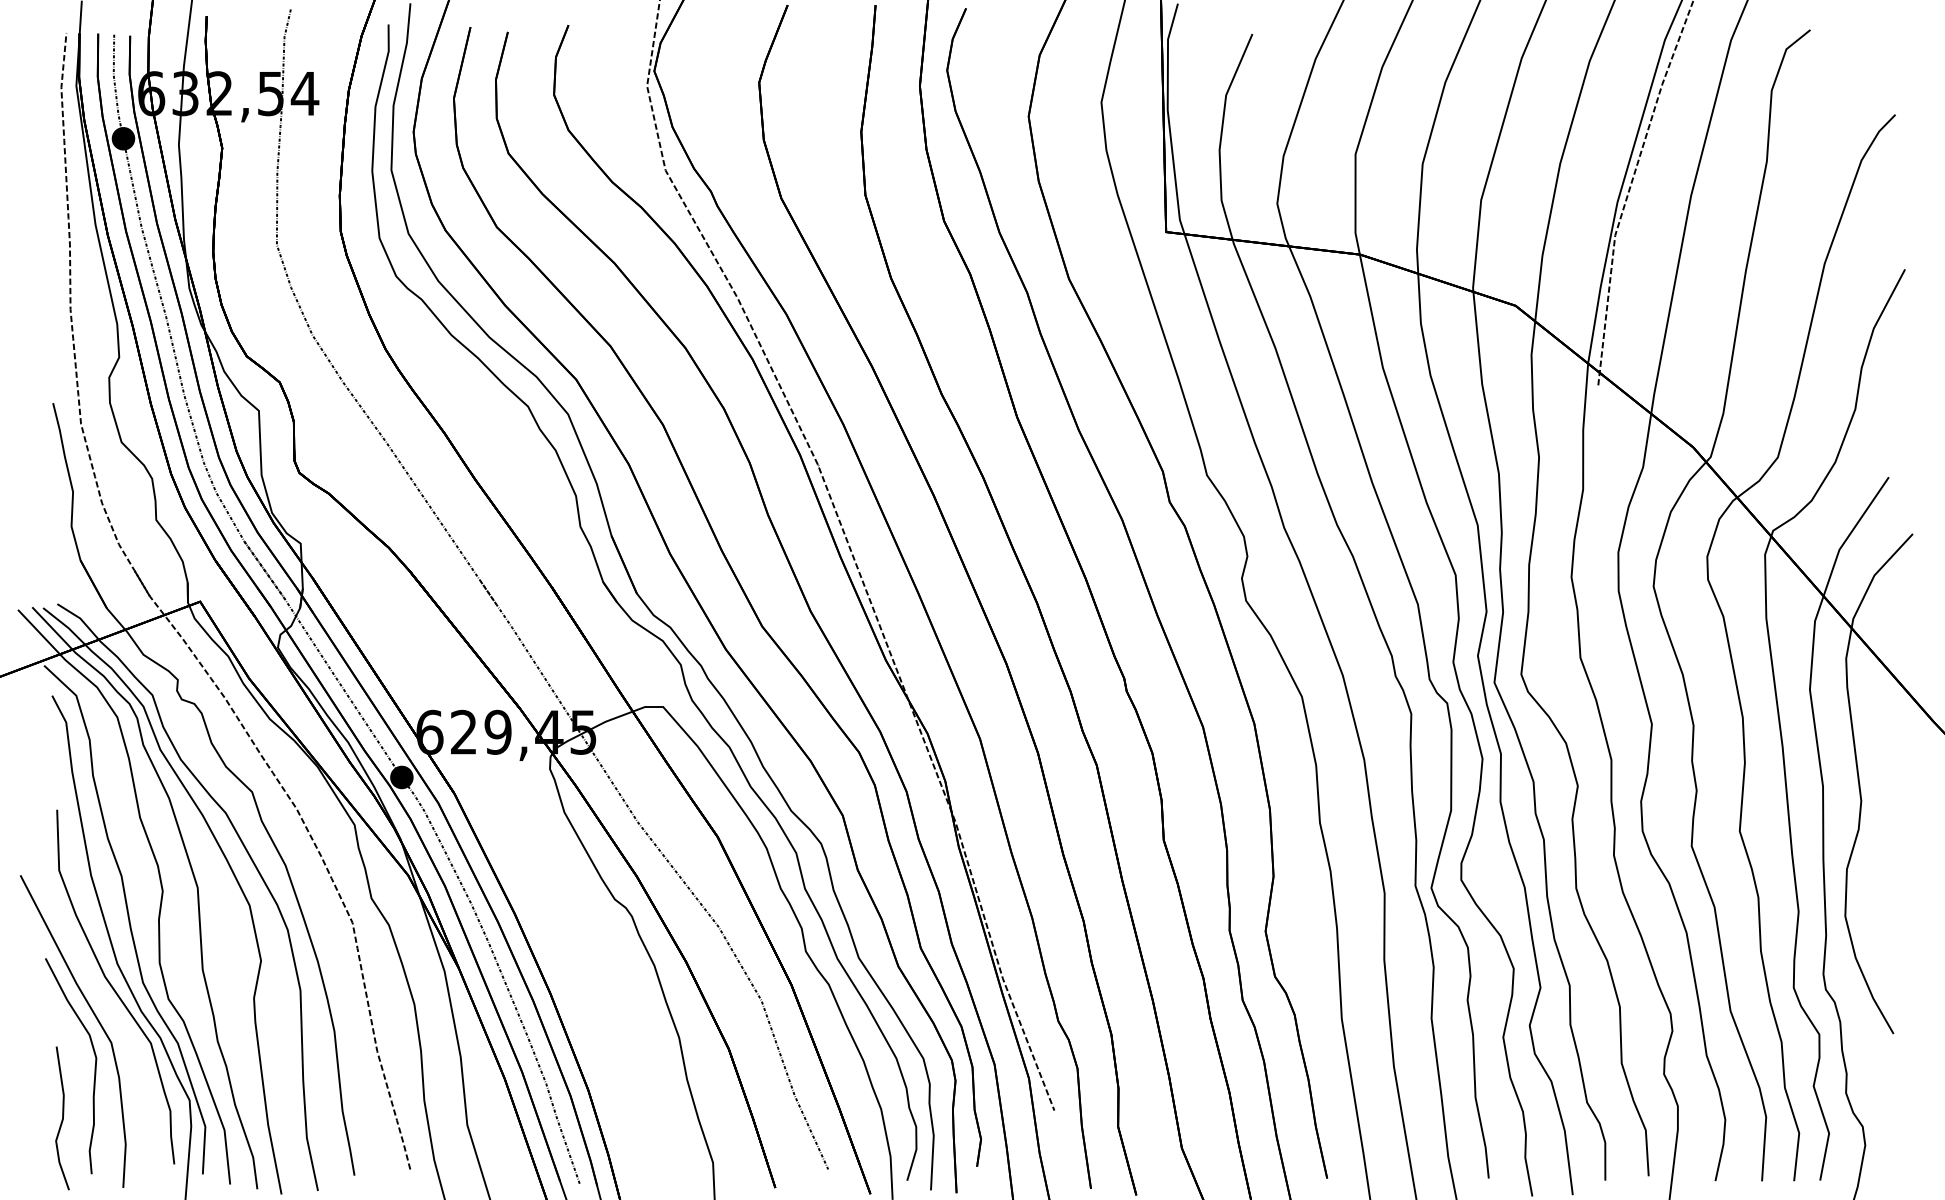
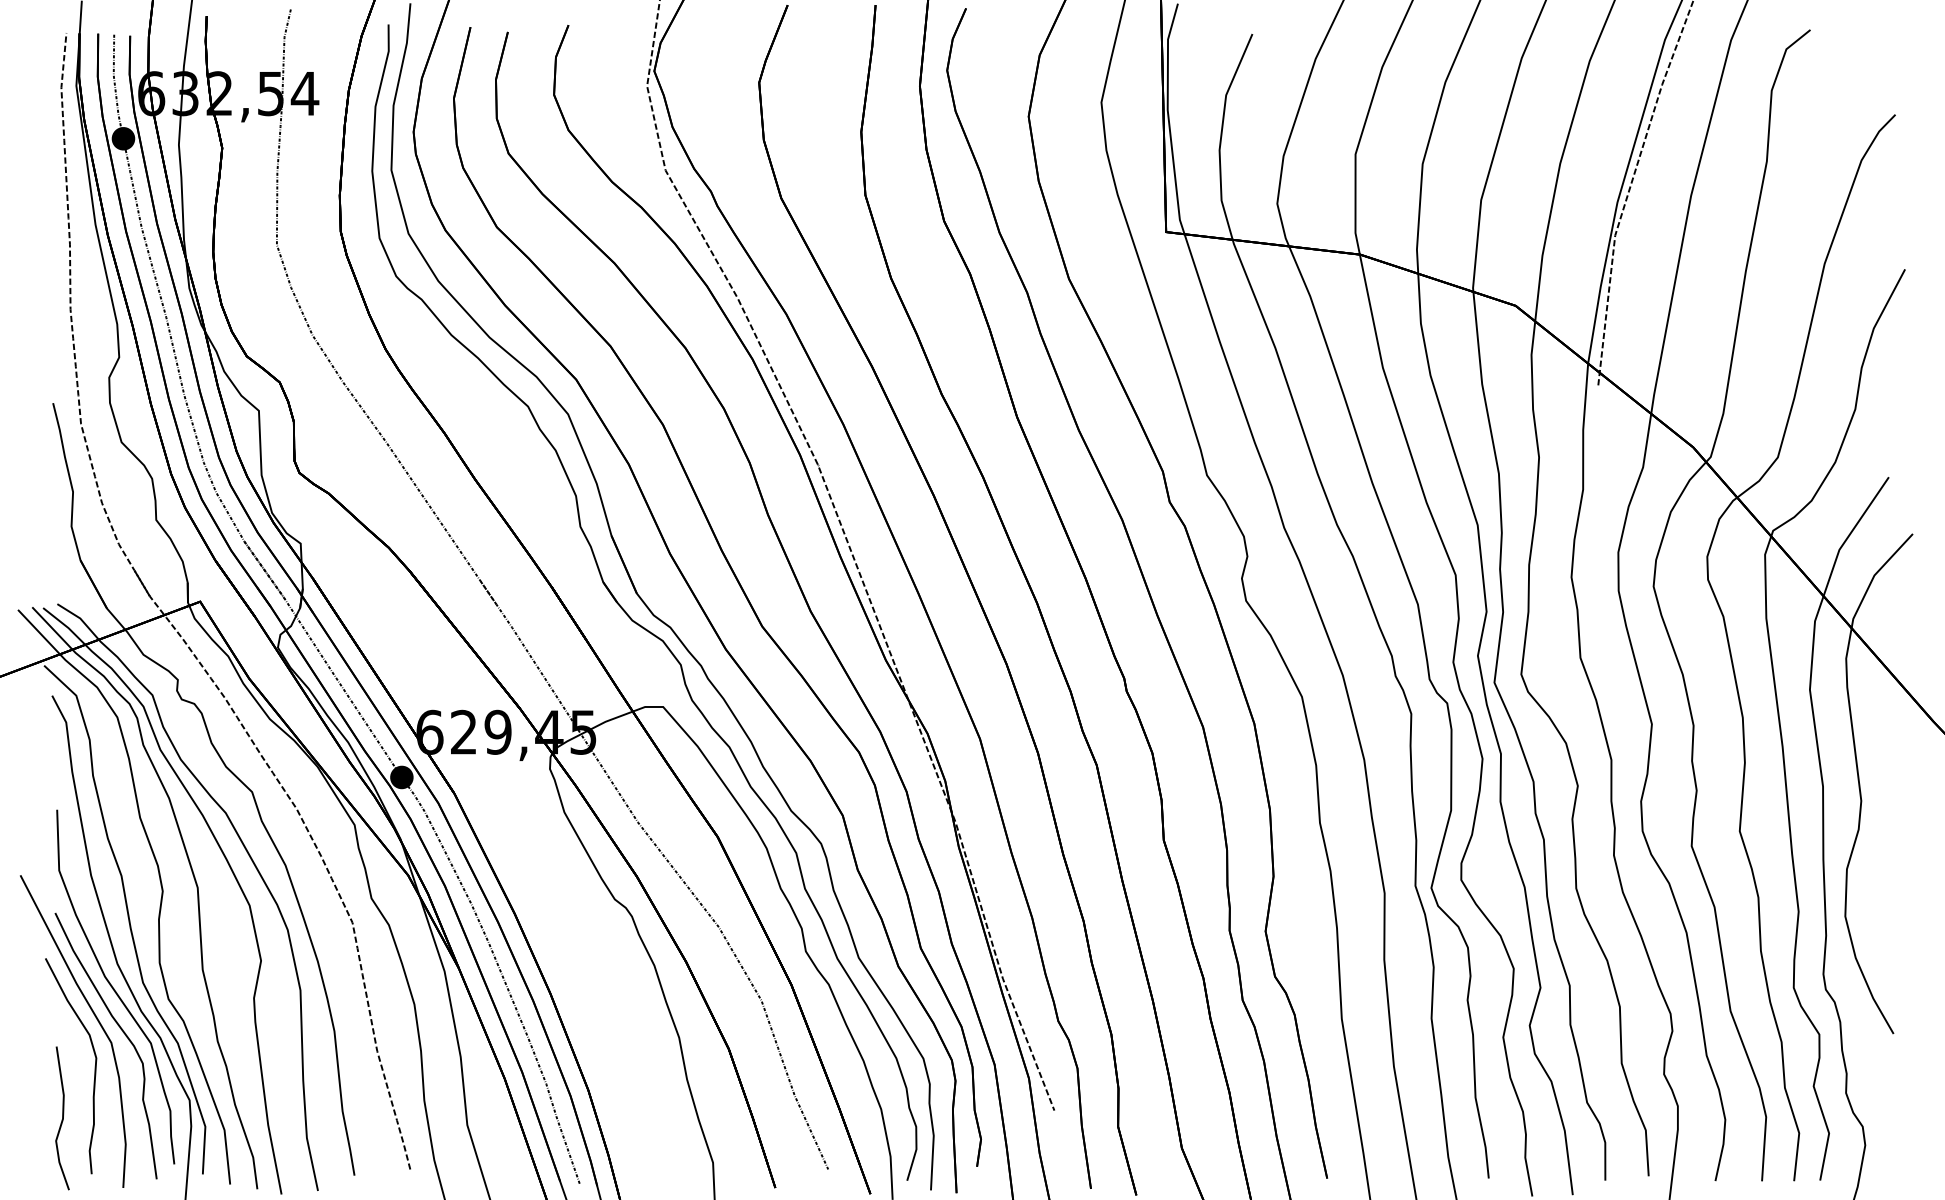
part: none -> present (122, 1032)
